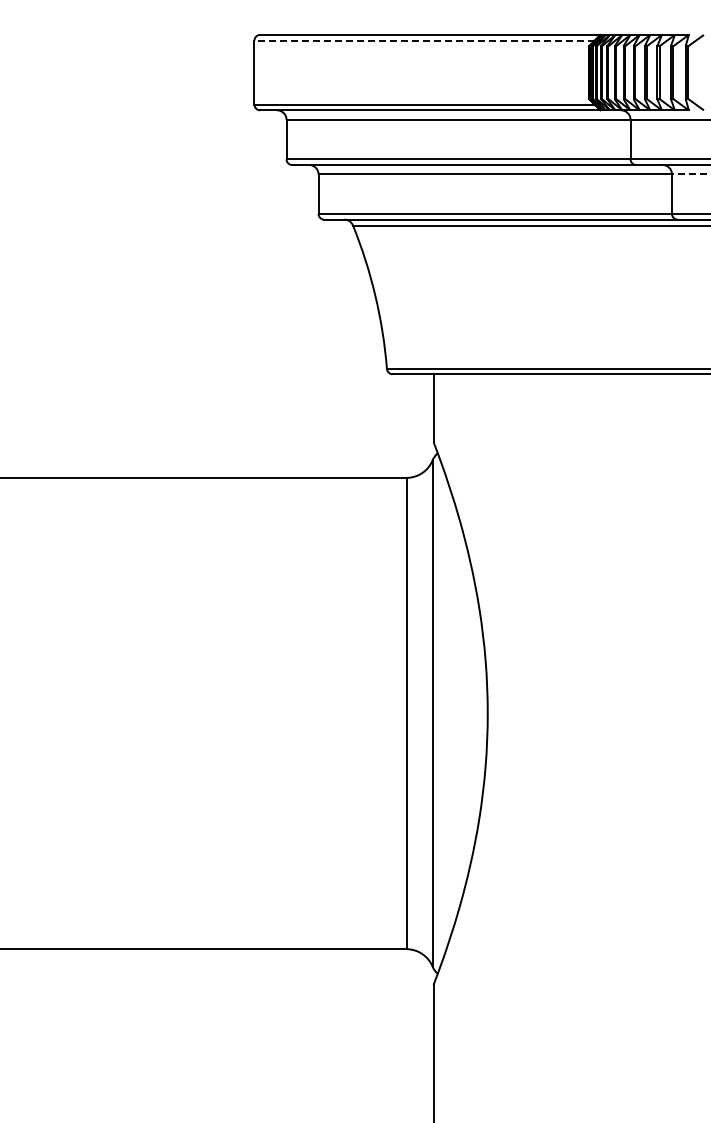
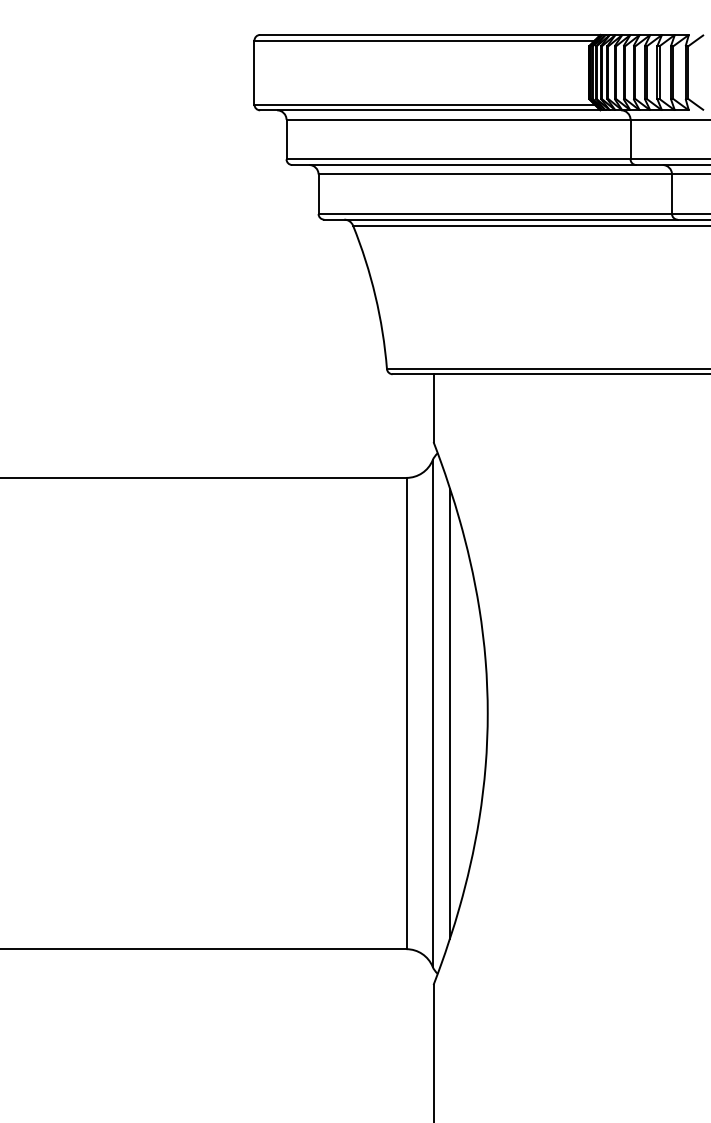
line: dashed -> solid (424, 40)
line: dashed -> solid (691, 174)
line: none -> present (450, 713)
